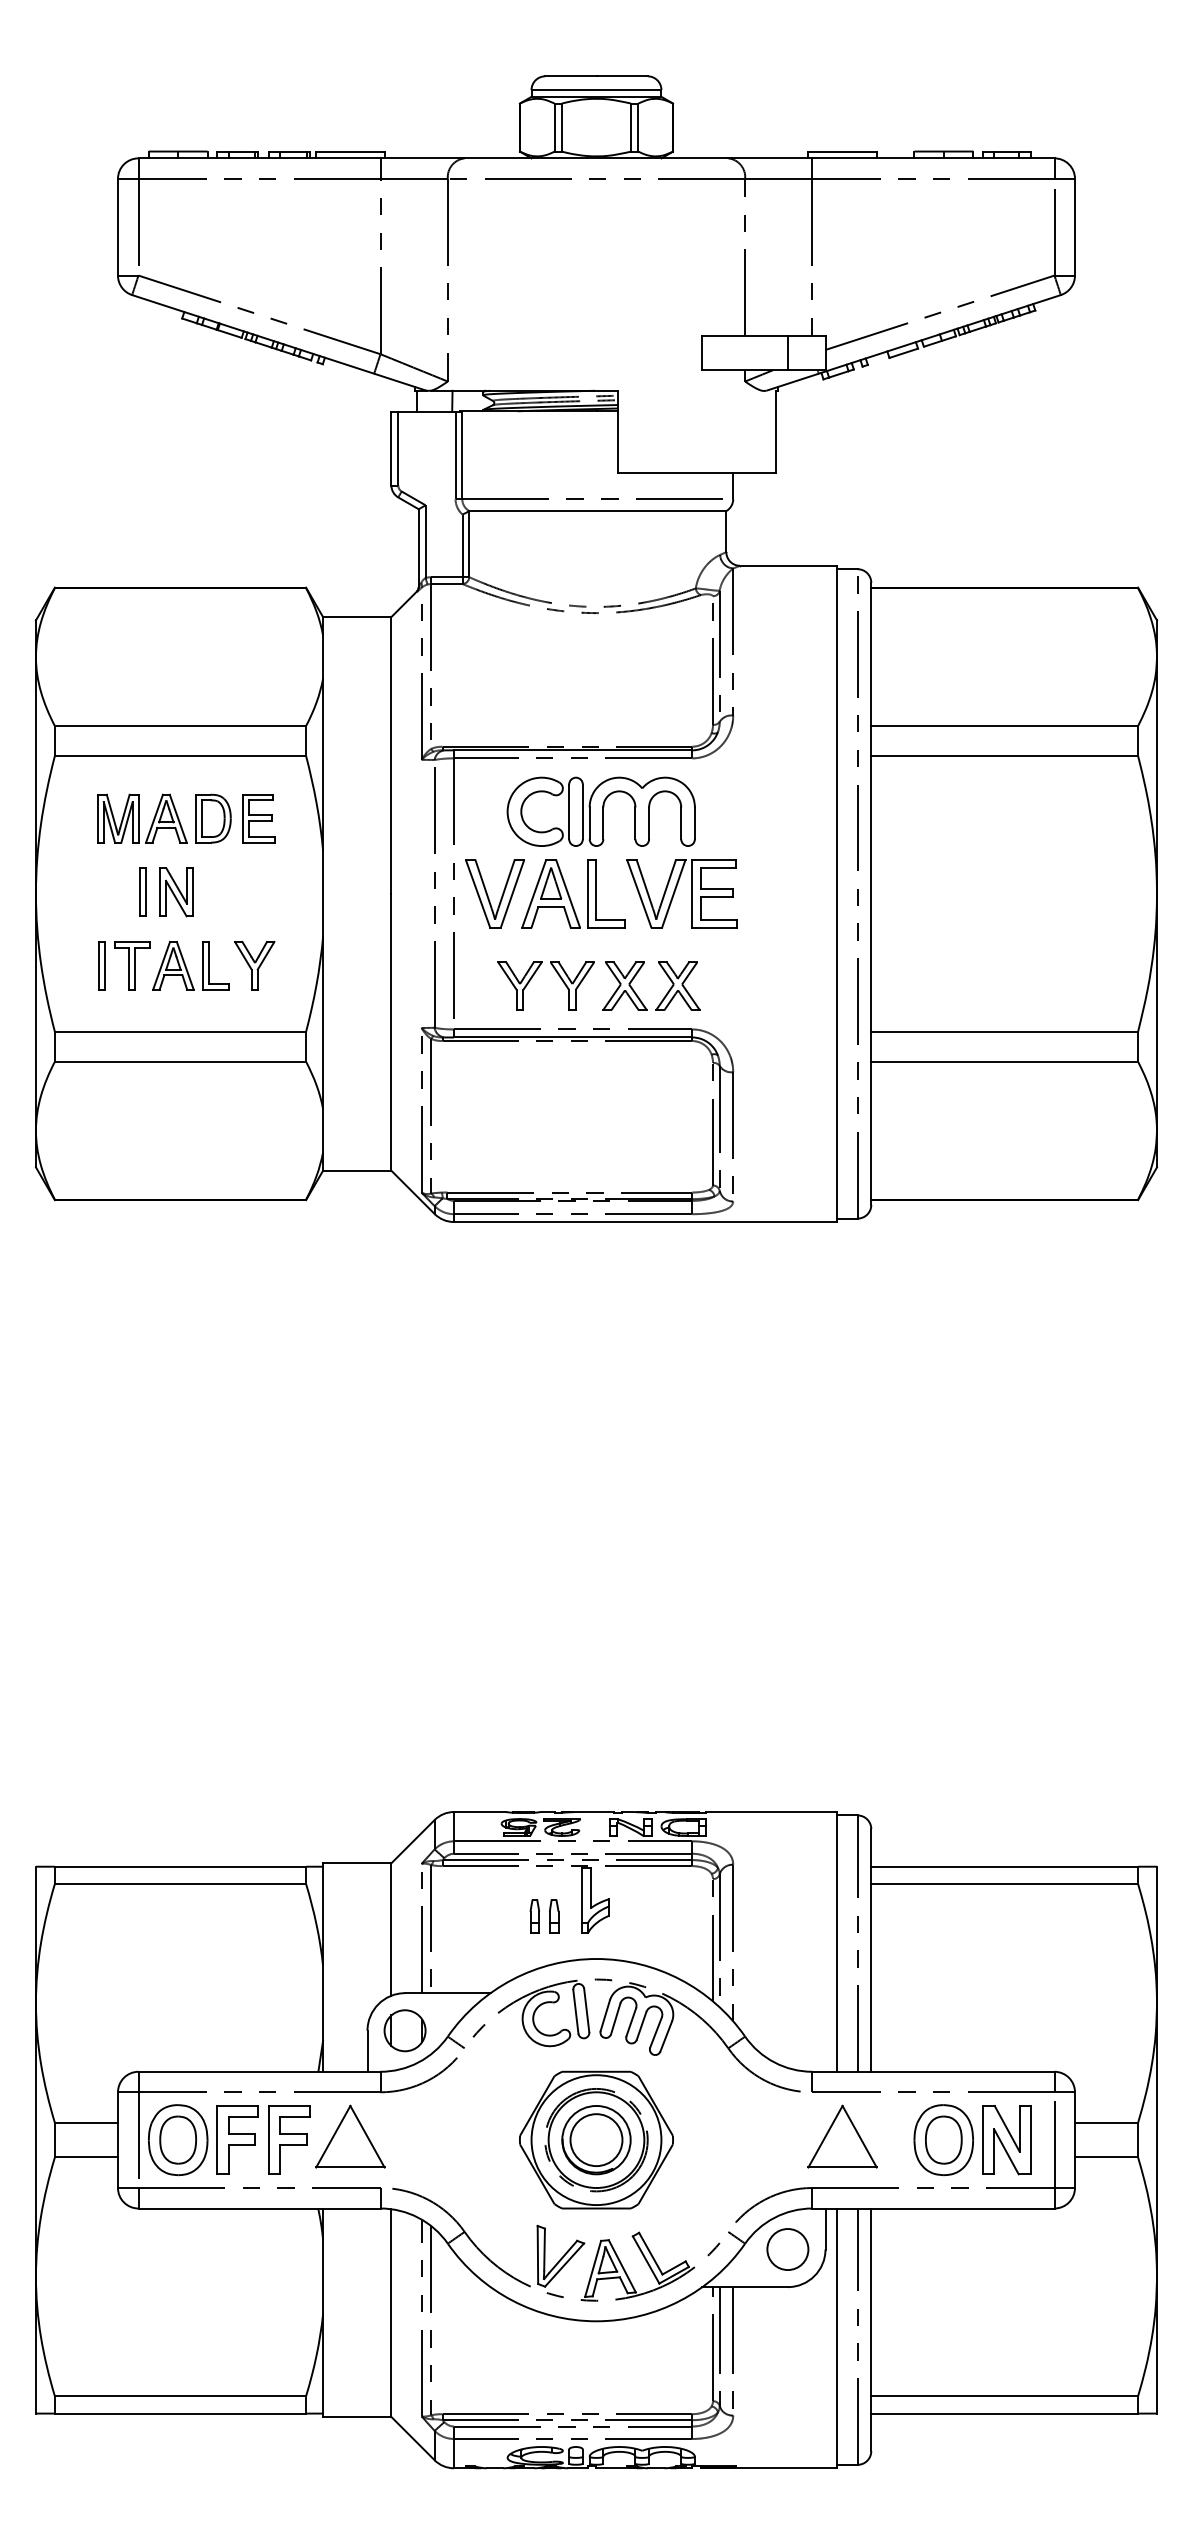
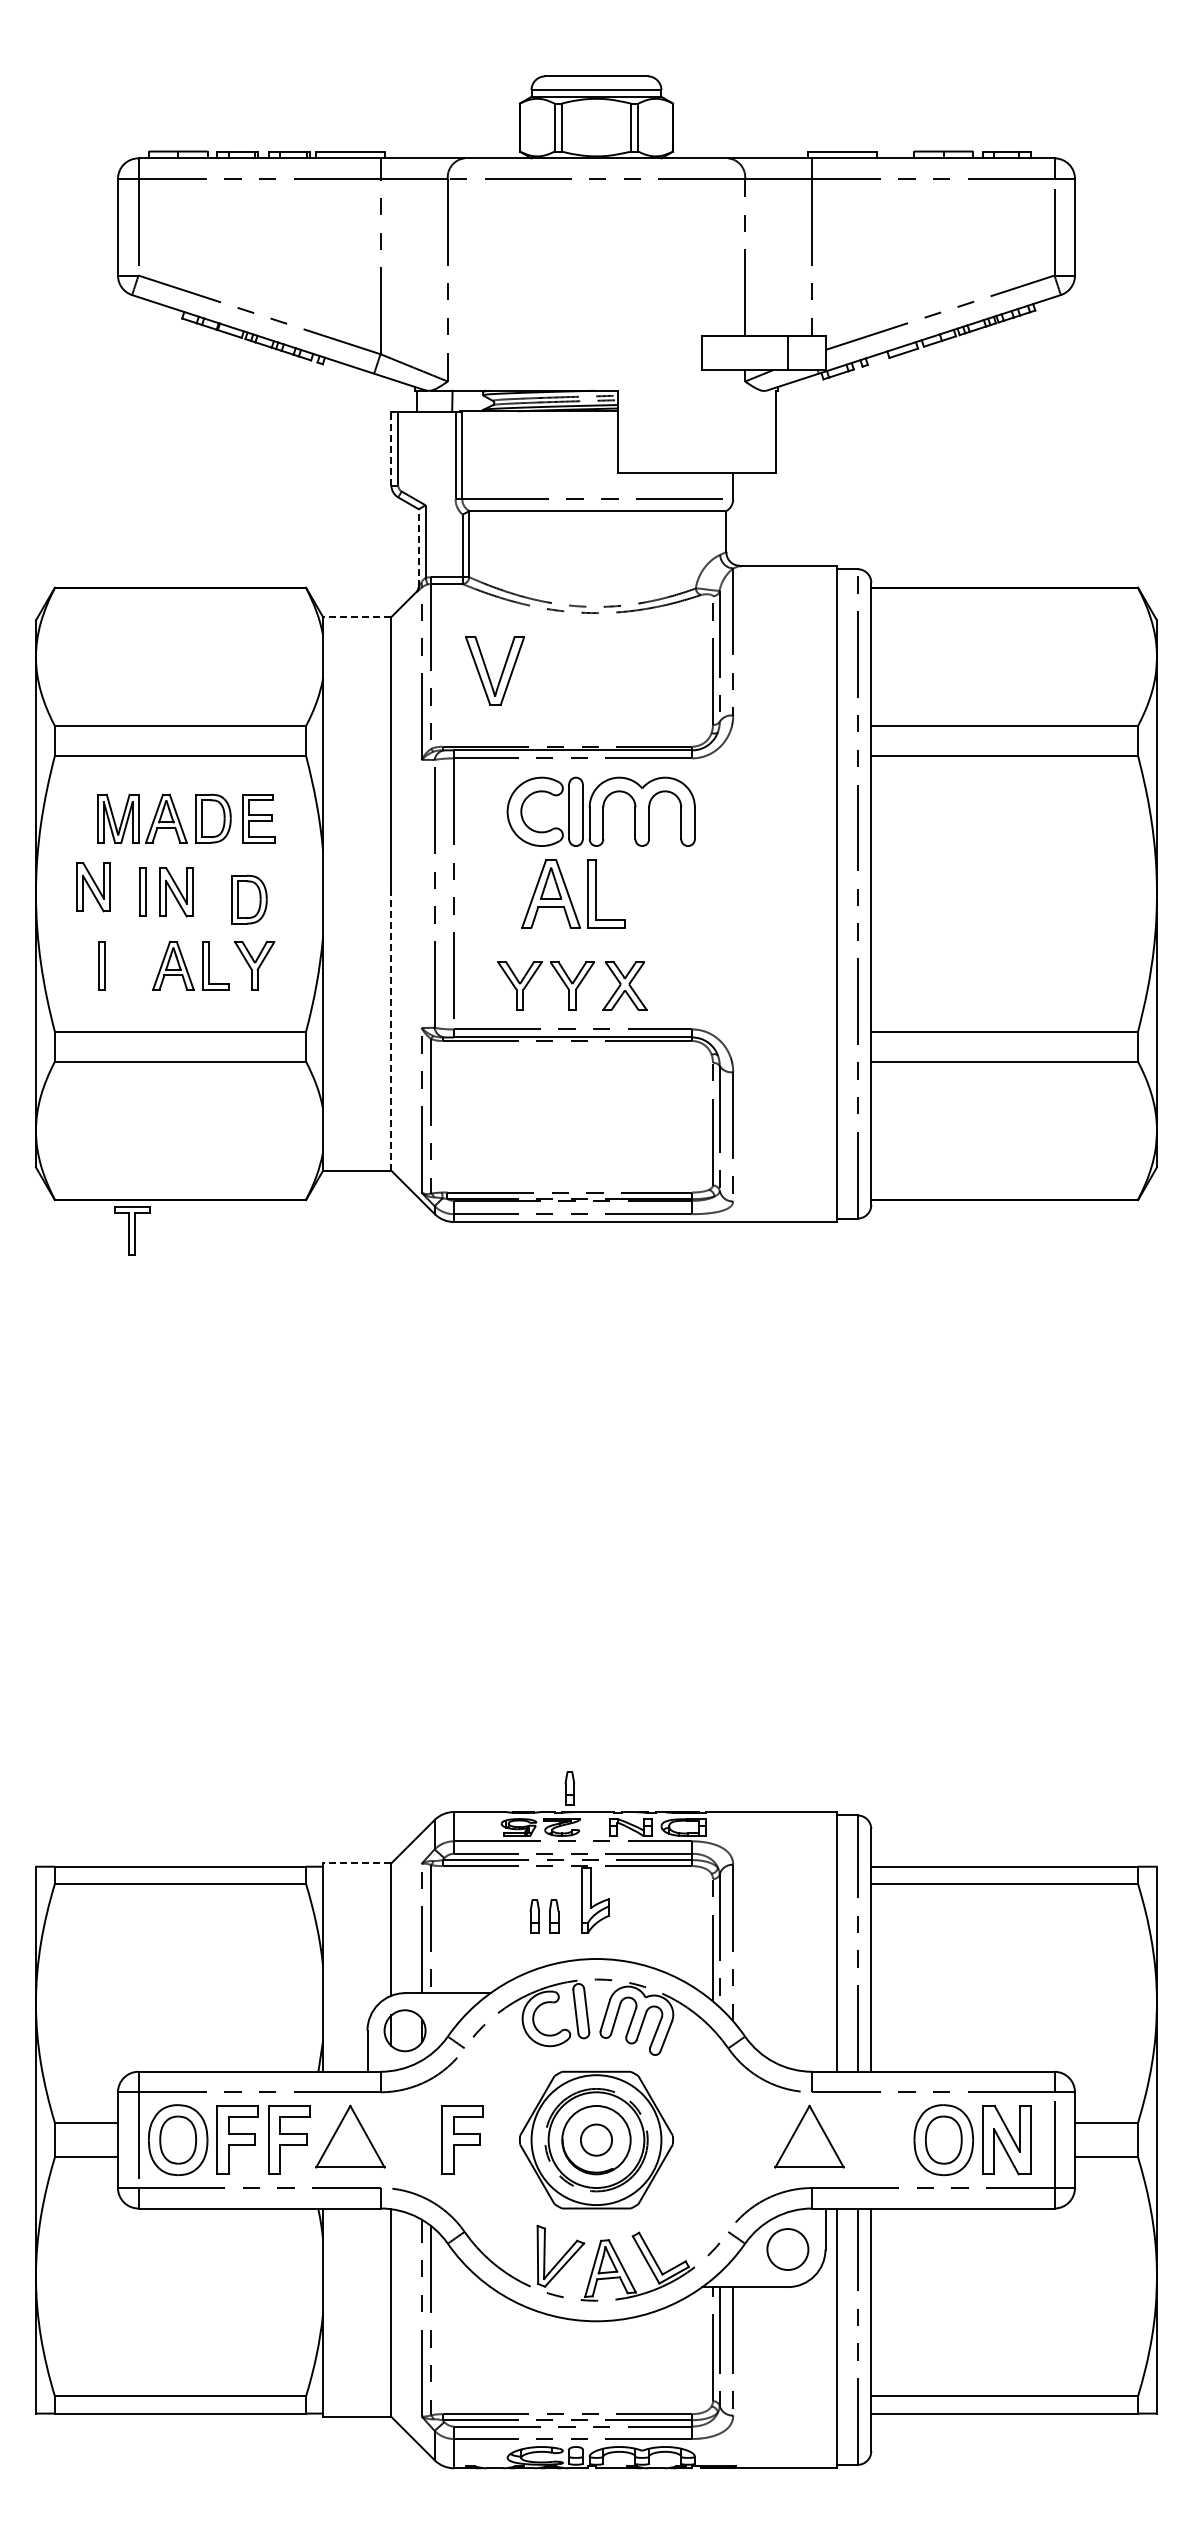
line: solid -> dashed (391, 448)
line: solid -> dashed (418, 548)
line: solid -> dashed (356, 617)
part: none -> present (93, 887)
part: present -> none (675, 892)
part position: (488, 895) -> (488, 672) (488, 672)
part: none -> present (249, 899)
part position: (132, 965) -> (132, 1230) (132, 1230)
part: present -> none (677, 985)
line: solid -> dashed (391, 1031)
part: none -> present (569, 1788)
line: solid -> dashed (356, 1863)
part position: (842, 2136) -> (809, 2136) (809, 2136)
part: none -> present (462, 2139)
circle diameter: 52 px -> 31 px (596, 2139)
